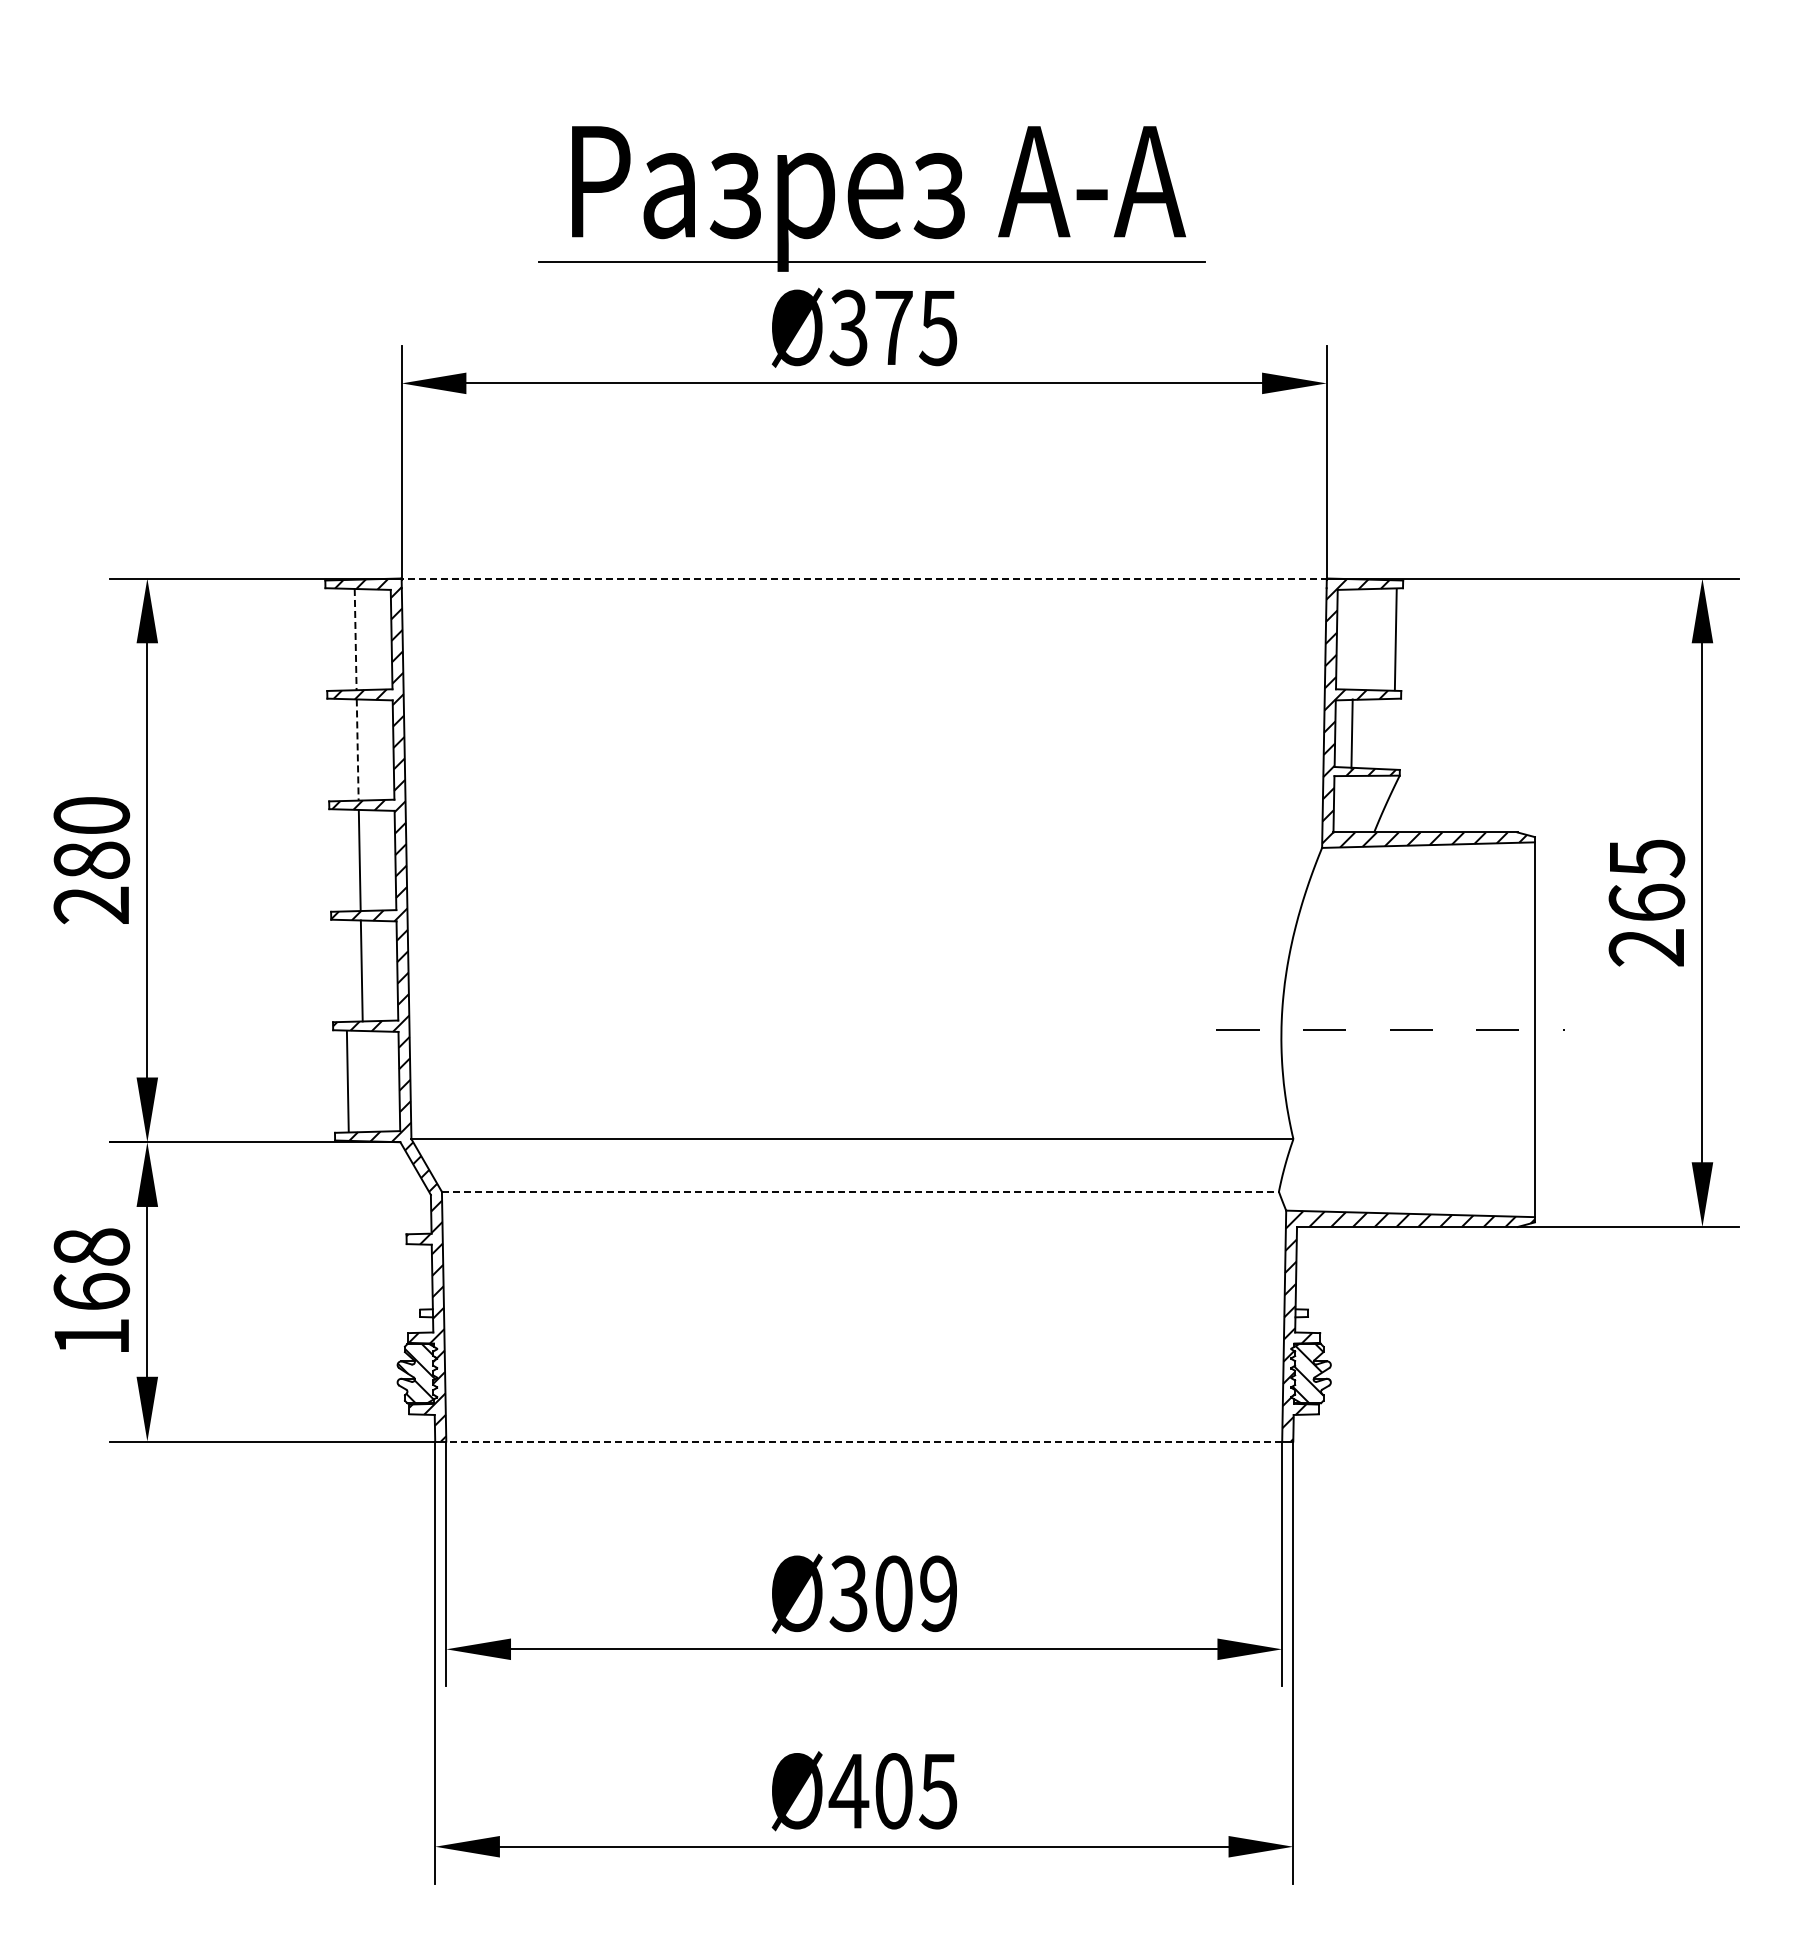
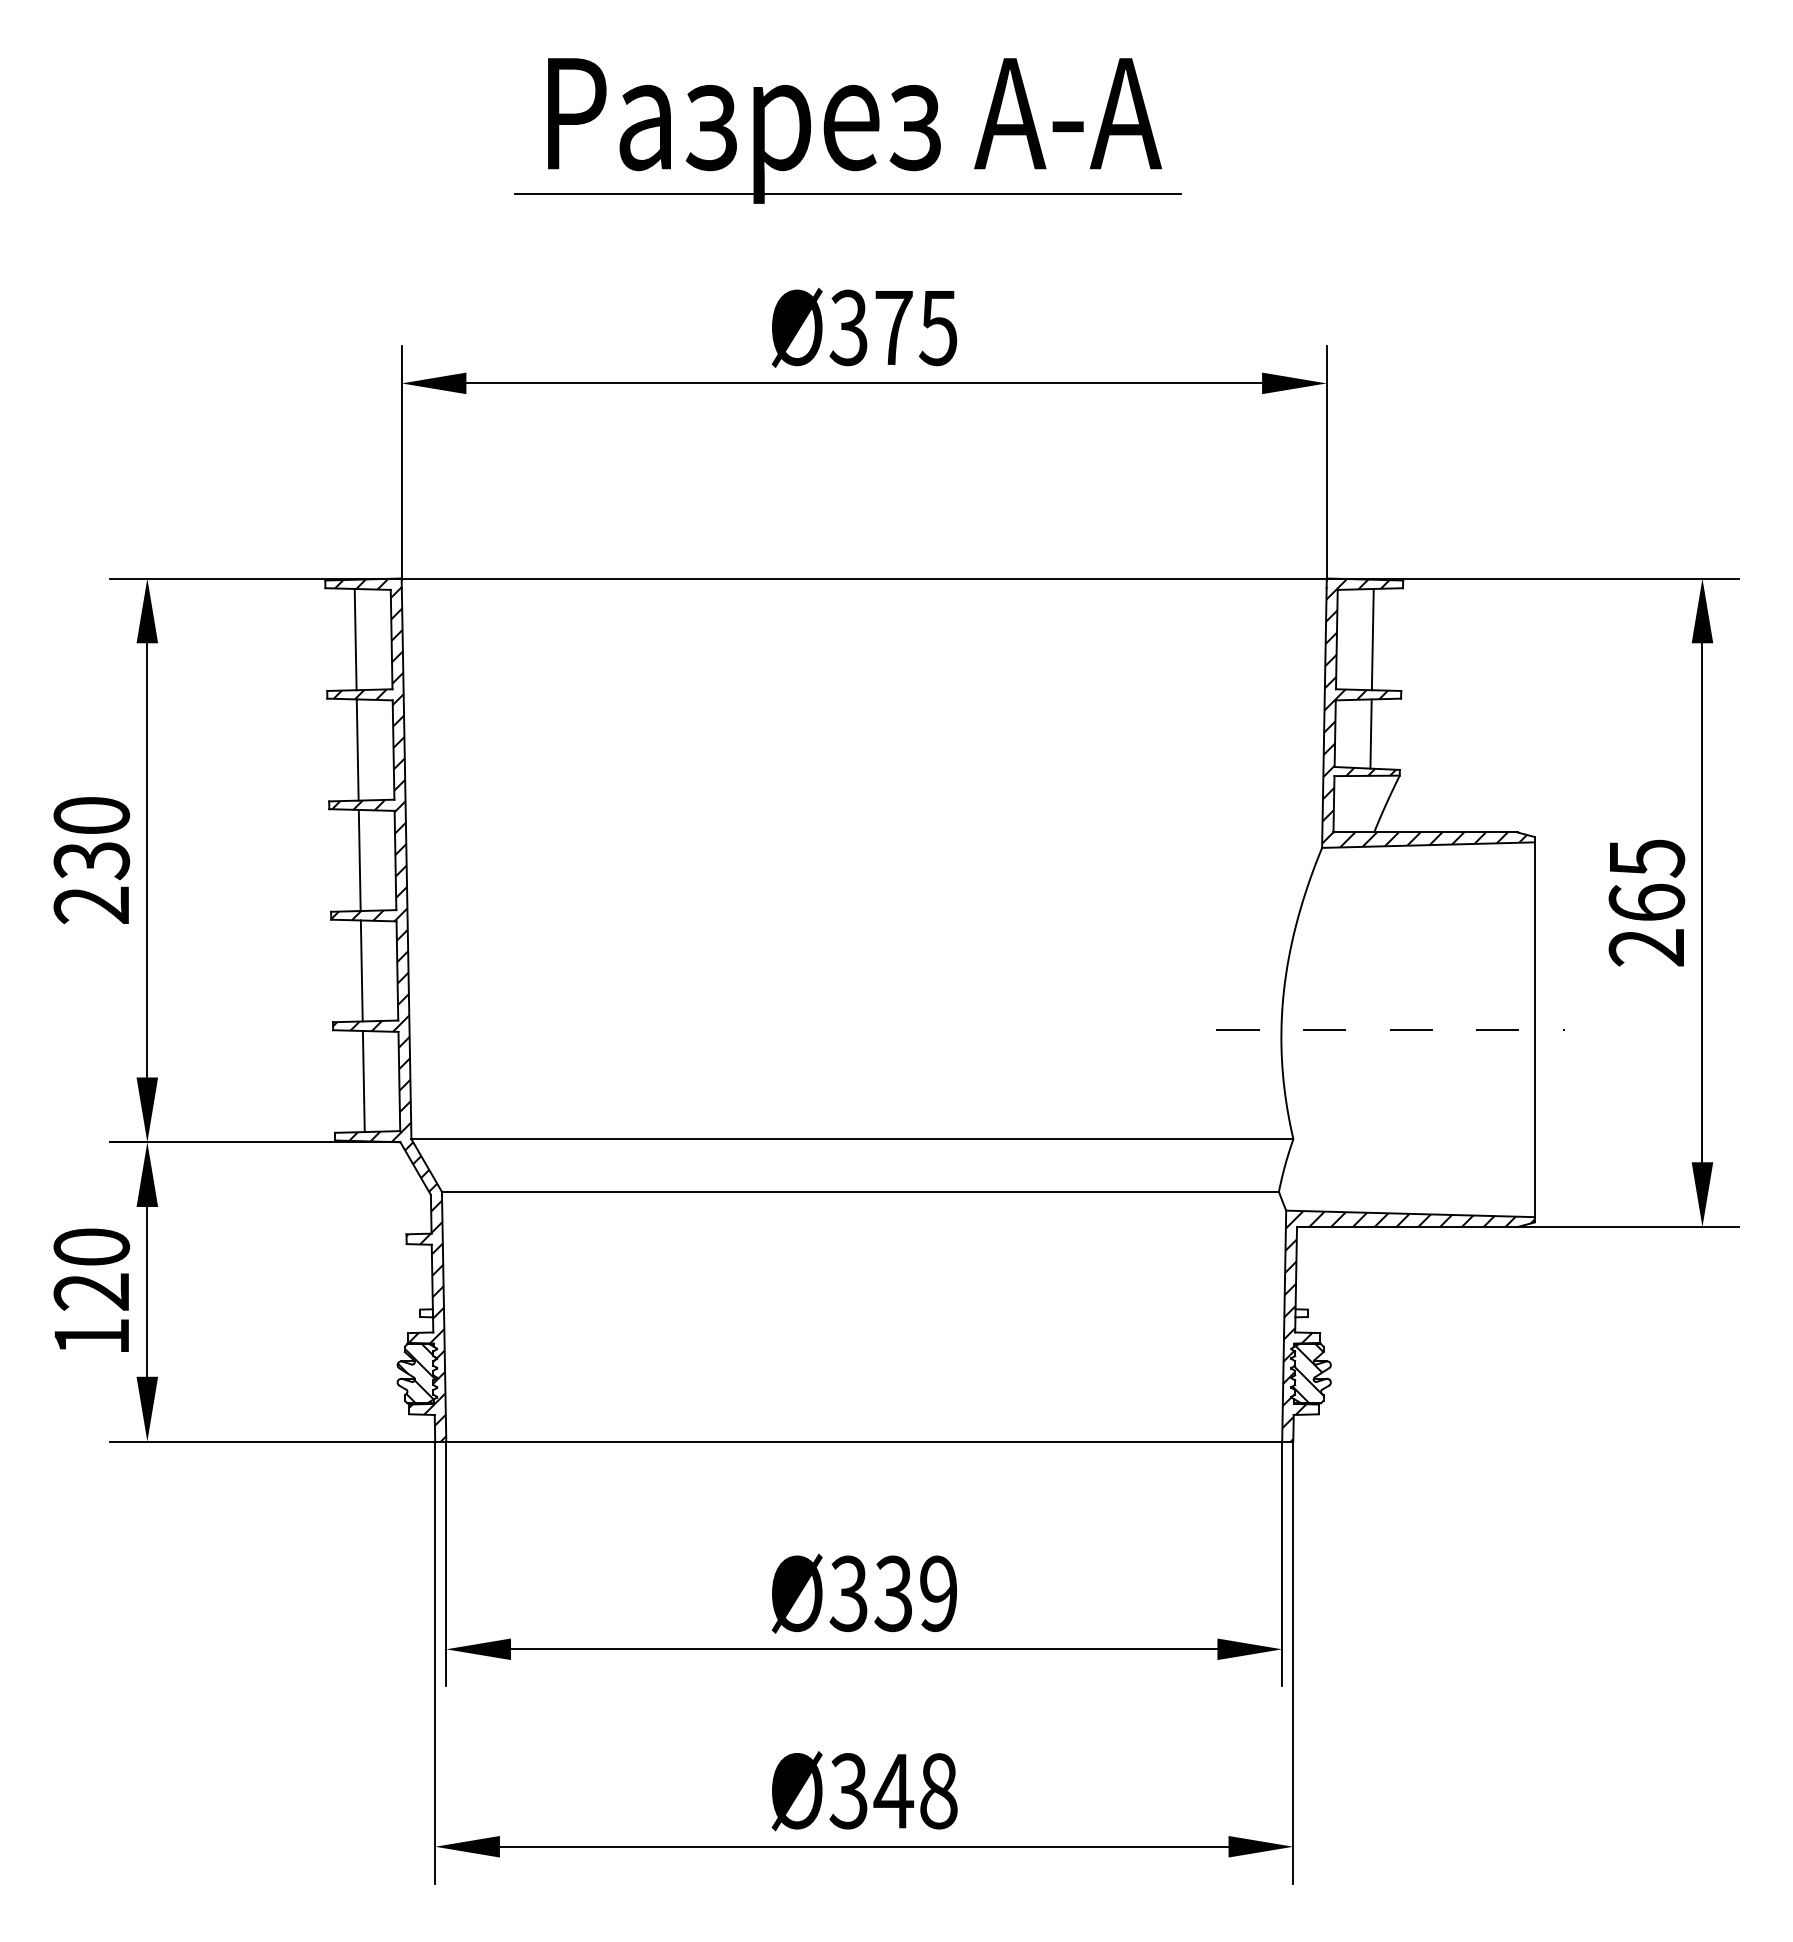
part position: (871, 198) -> (847, 130) (847, 130)
line: dashed -> solid (864, 578)
line: dashed -> solid (355, 639)
line position: (1395, 639) -> (1372, 639) (1372, 639)
line position: (1351, 733) -> (1370, 733) (1370, 733)
line: dashed -> solid (357, 750)
text: 280 -> 230 (91, 860)
line position: (347, 1081) -> (363, 1081) (363, 1081)
line: dashed -> solid (860, 1191)
text: 168 -> 120 (91, 1269)
line: dashed -> solid (864, 1441)
text: Ø309 -> Ø339 (893, 1593)
text: Ø405 -> Ø348 (892, 1791)
